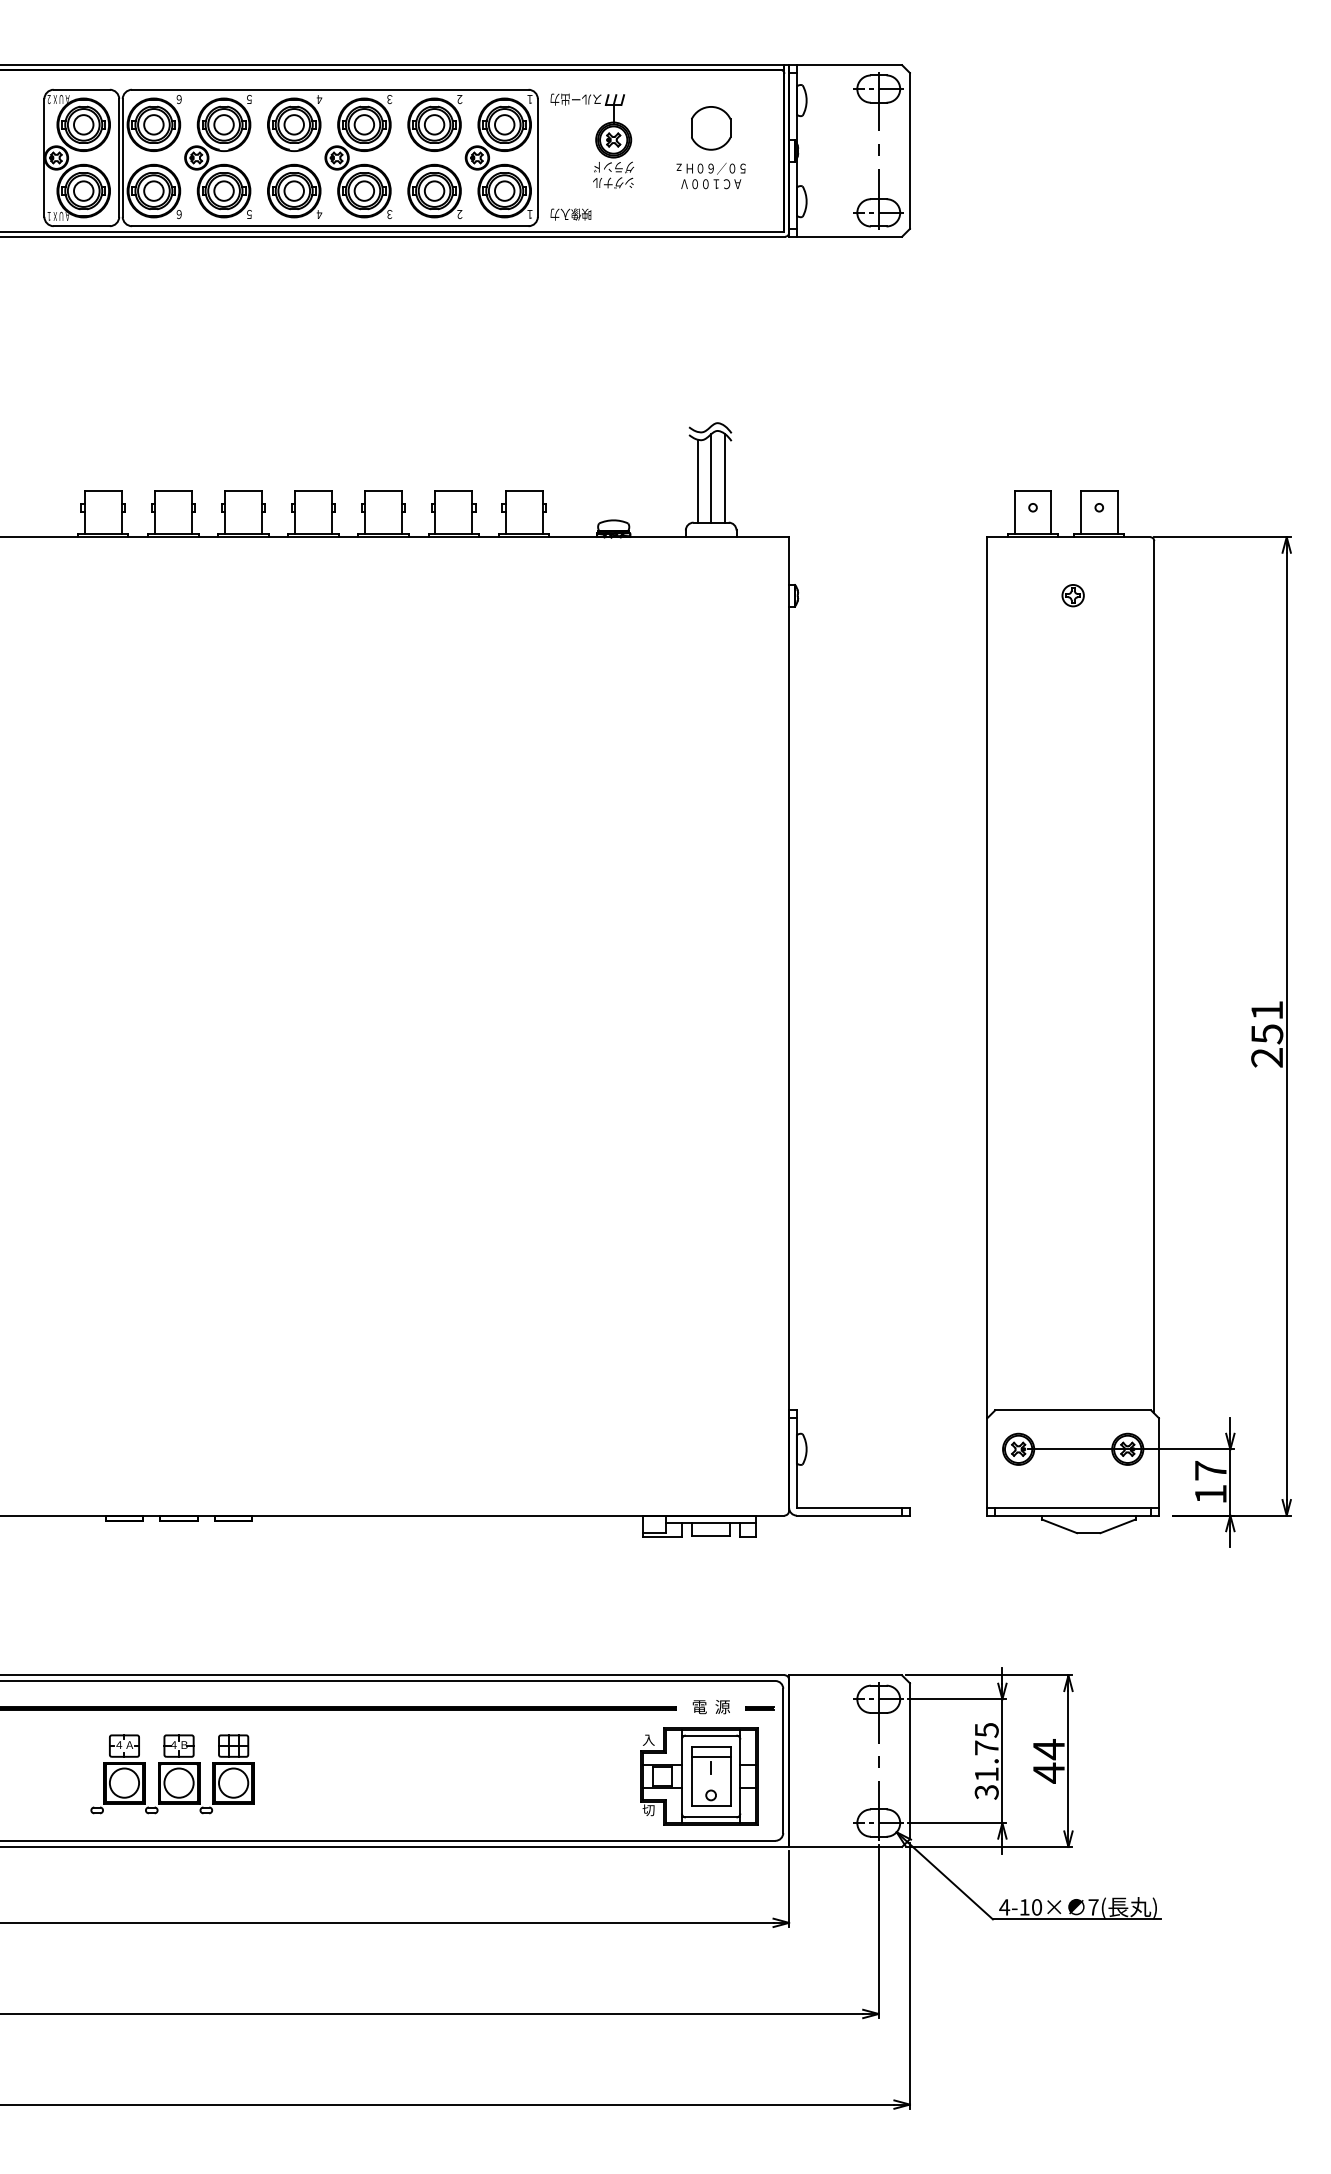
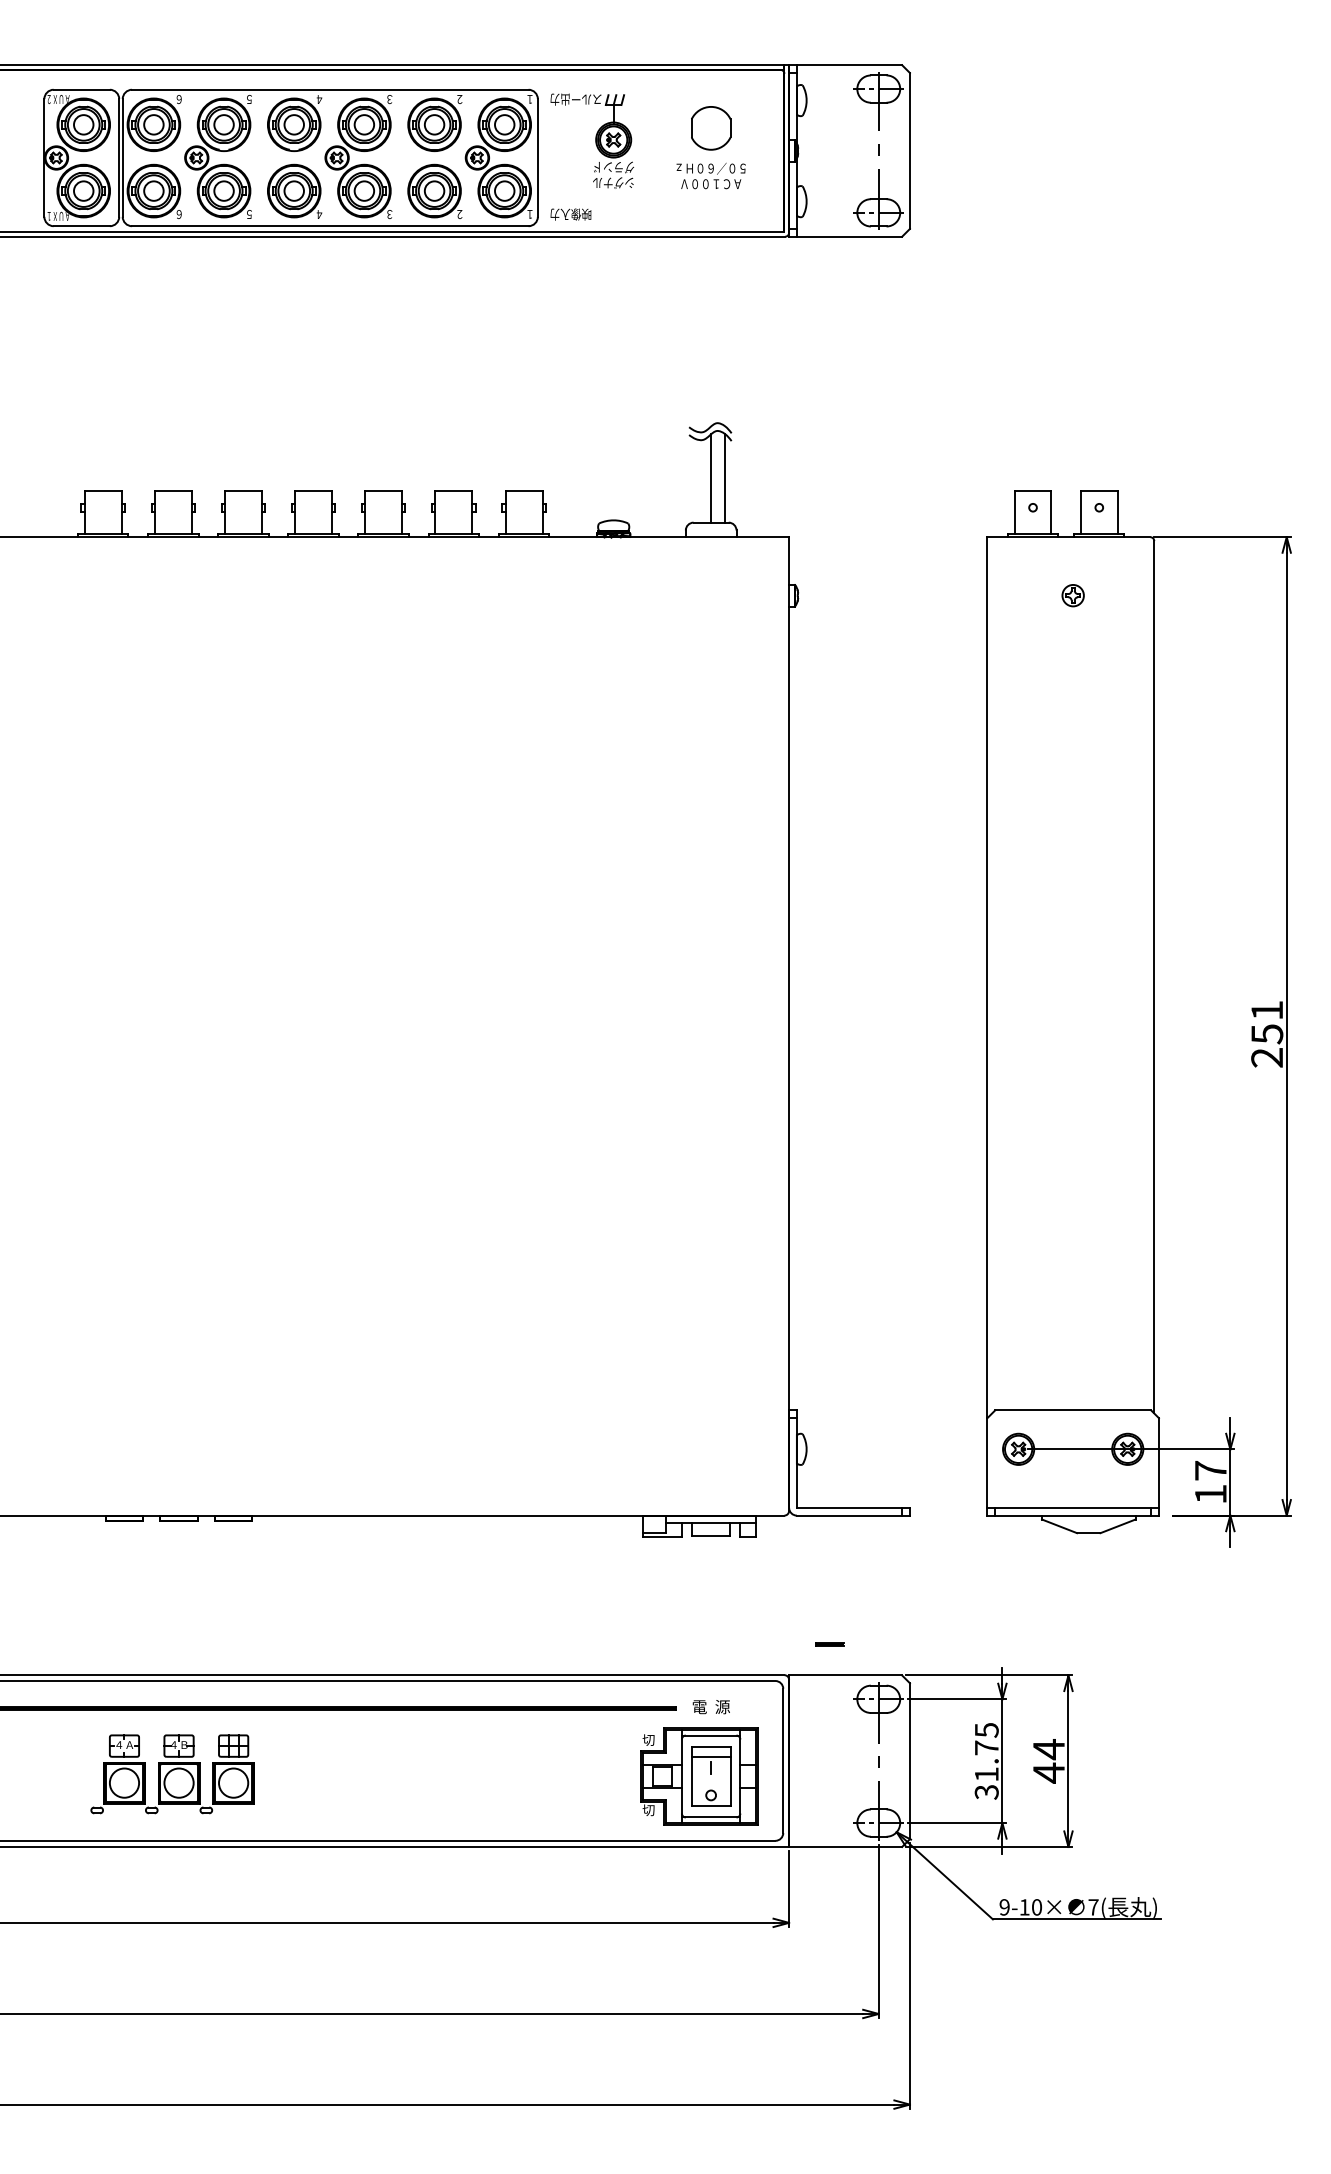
line: present -> none (697, 480)
line position: (759, 1708) -> (829, 1644) (829, 1644)
text: 入 -> 切 (648, 1739)
text: 4-10× -> 9-10× (1004, 1907)
